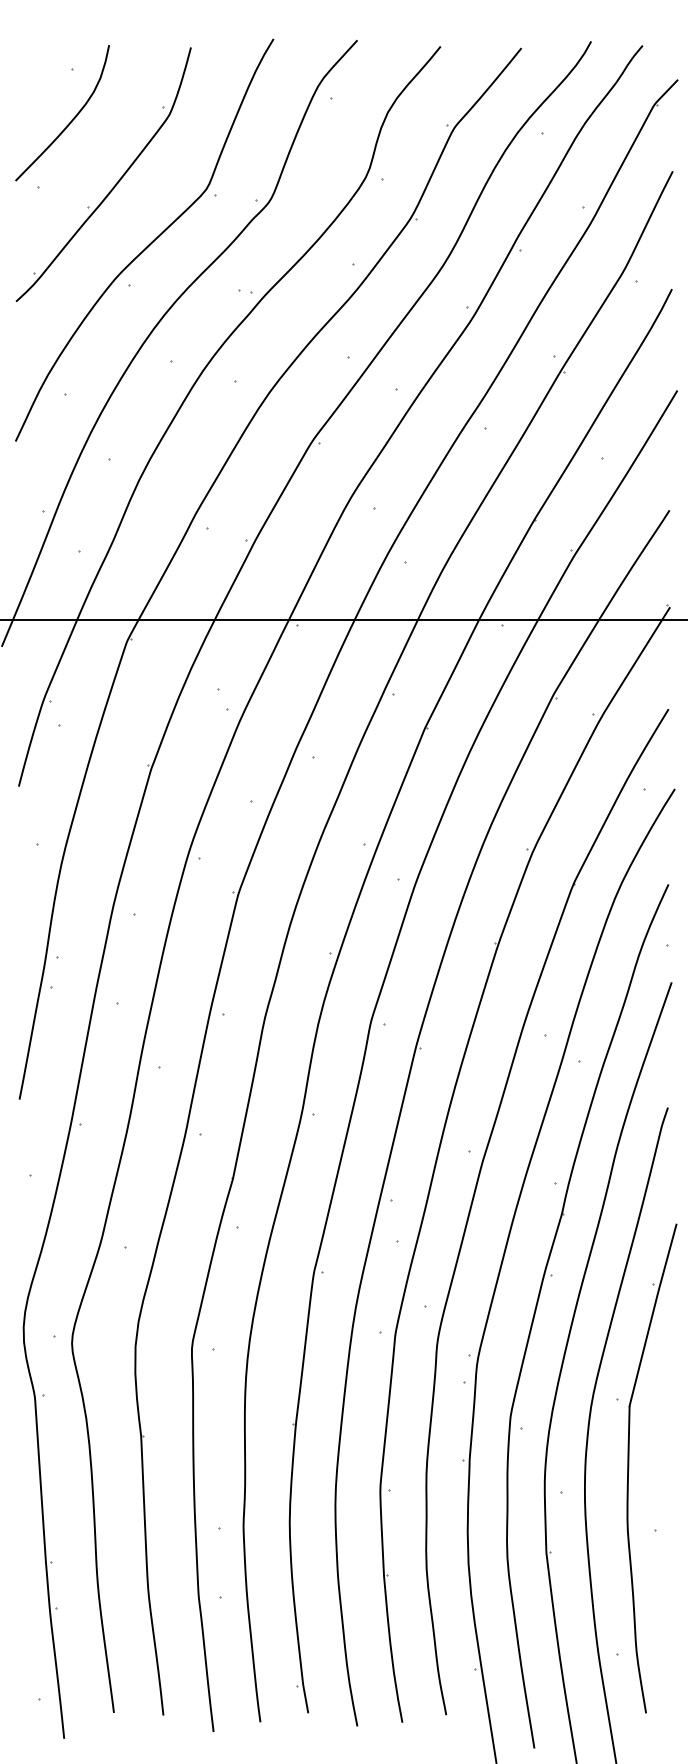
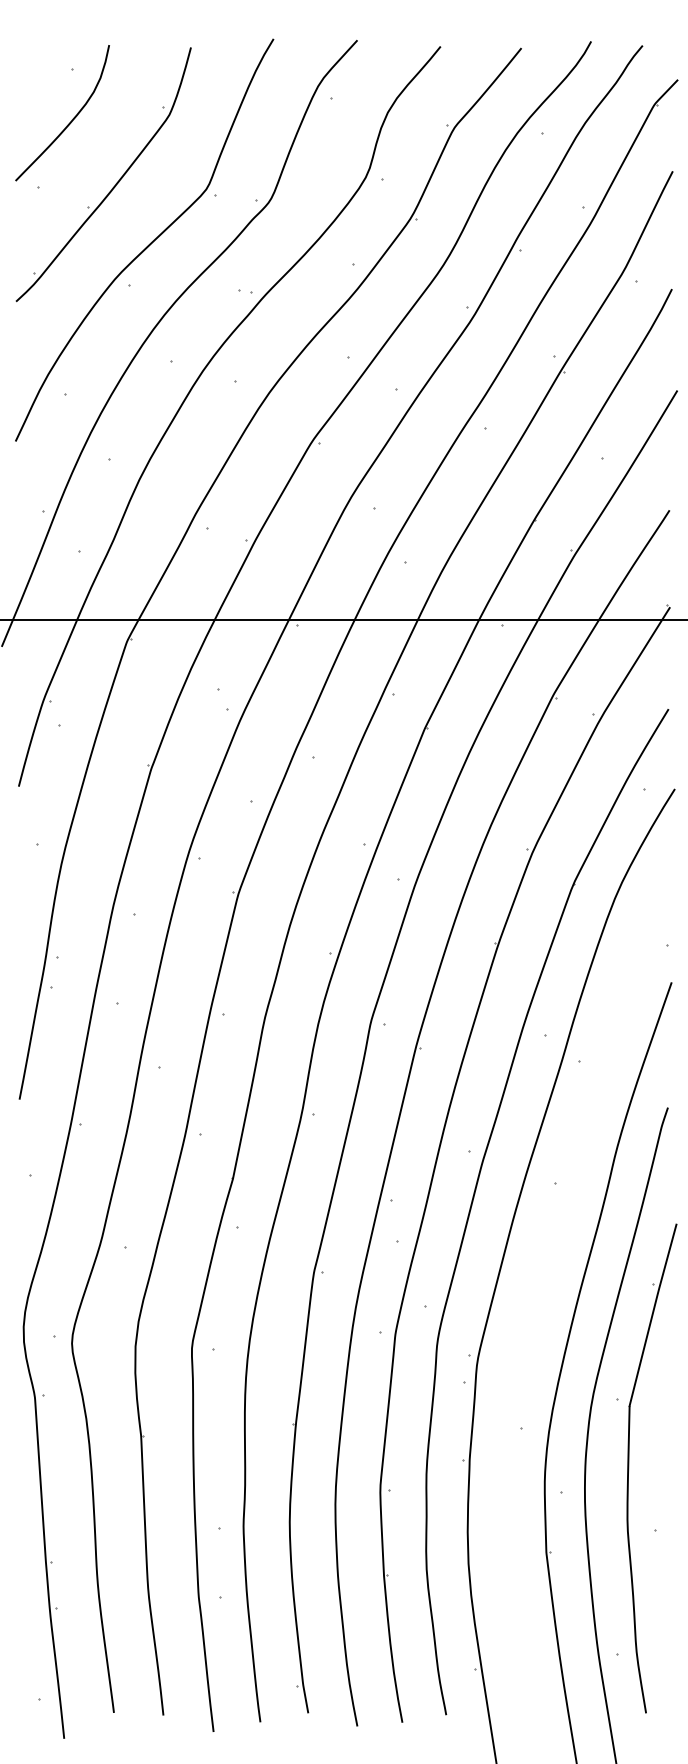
part: present -> none (537, 1307)
